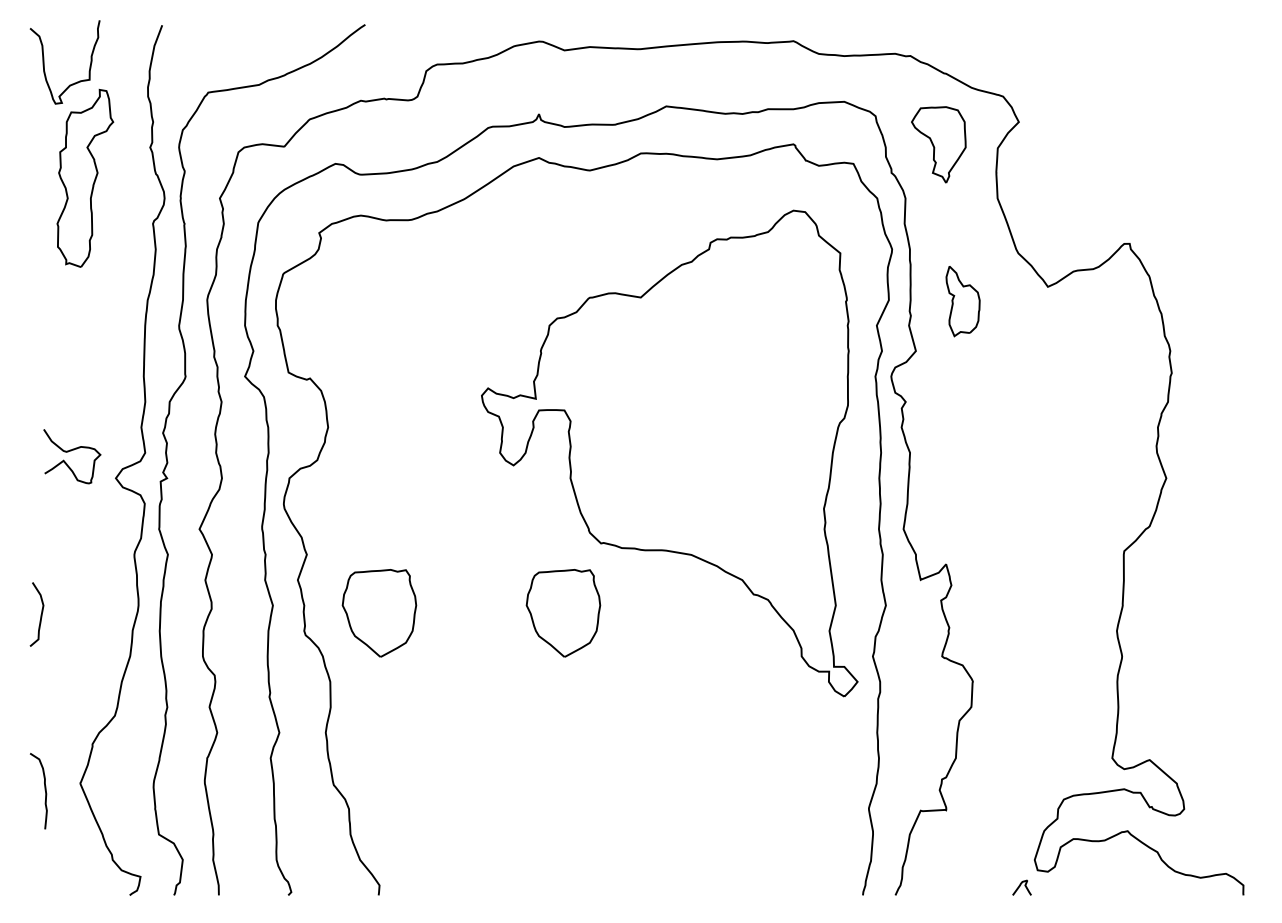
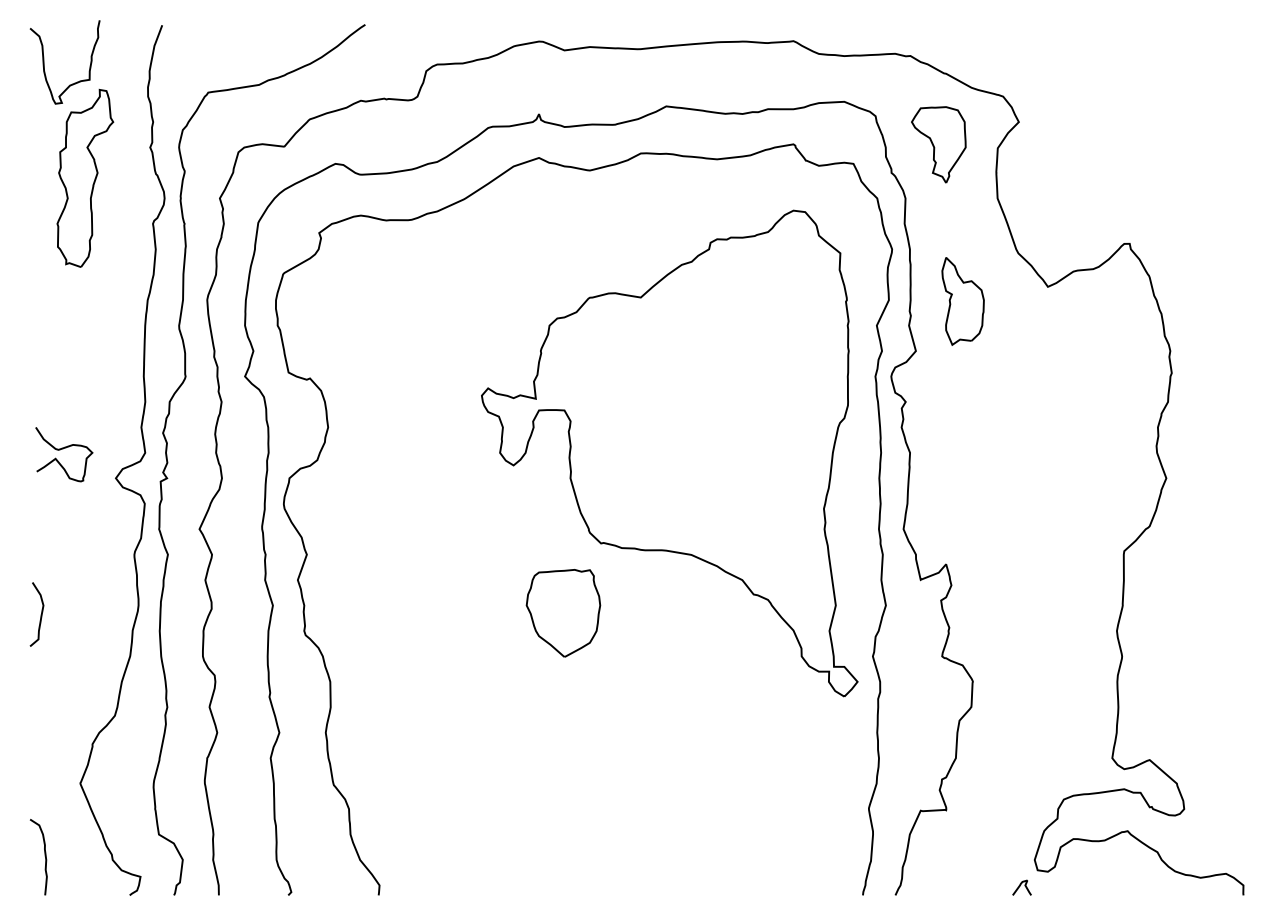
part size: 36x72 px -> 44x89 px (962, 301)
curve position: (71, 451) -> (63, 449) (63, 449)
part: present -> none (379, 613)
curve position: (44, 790) -> (44, 856) (44, 856)
